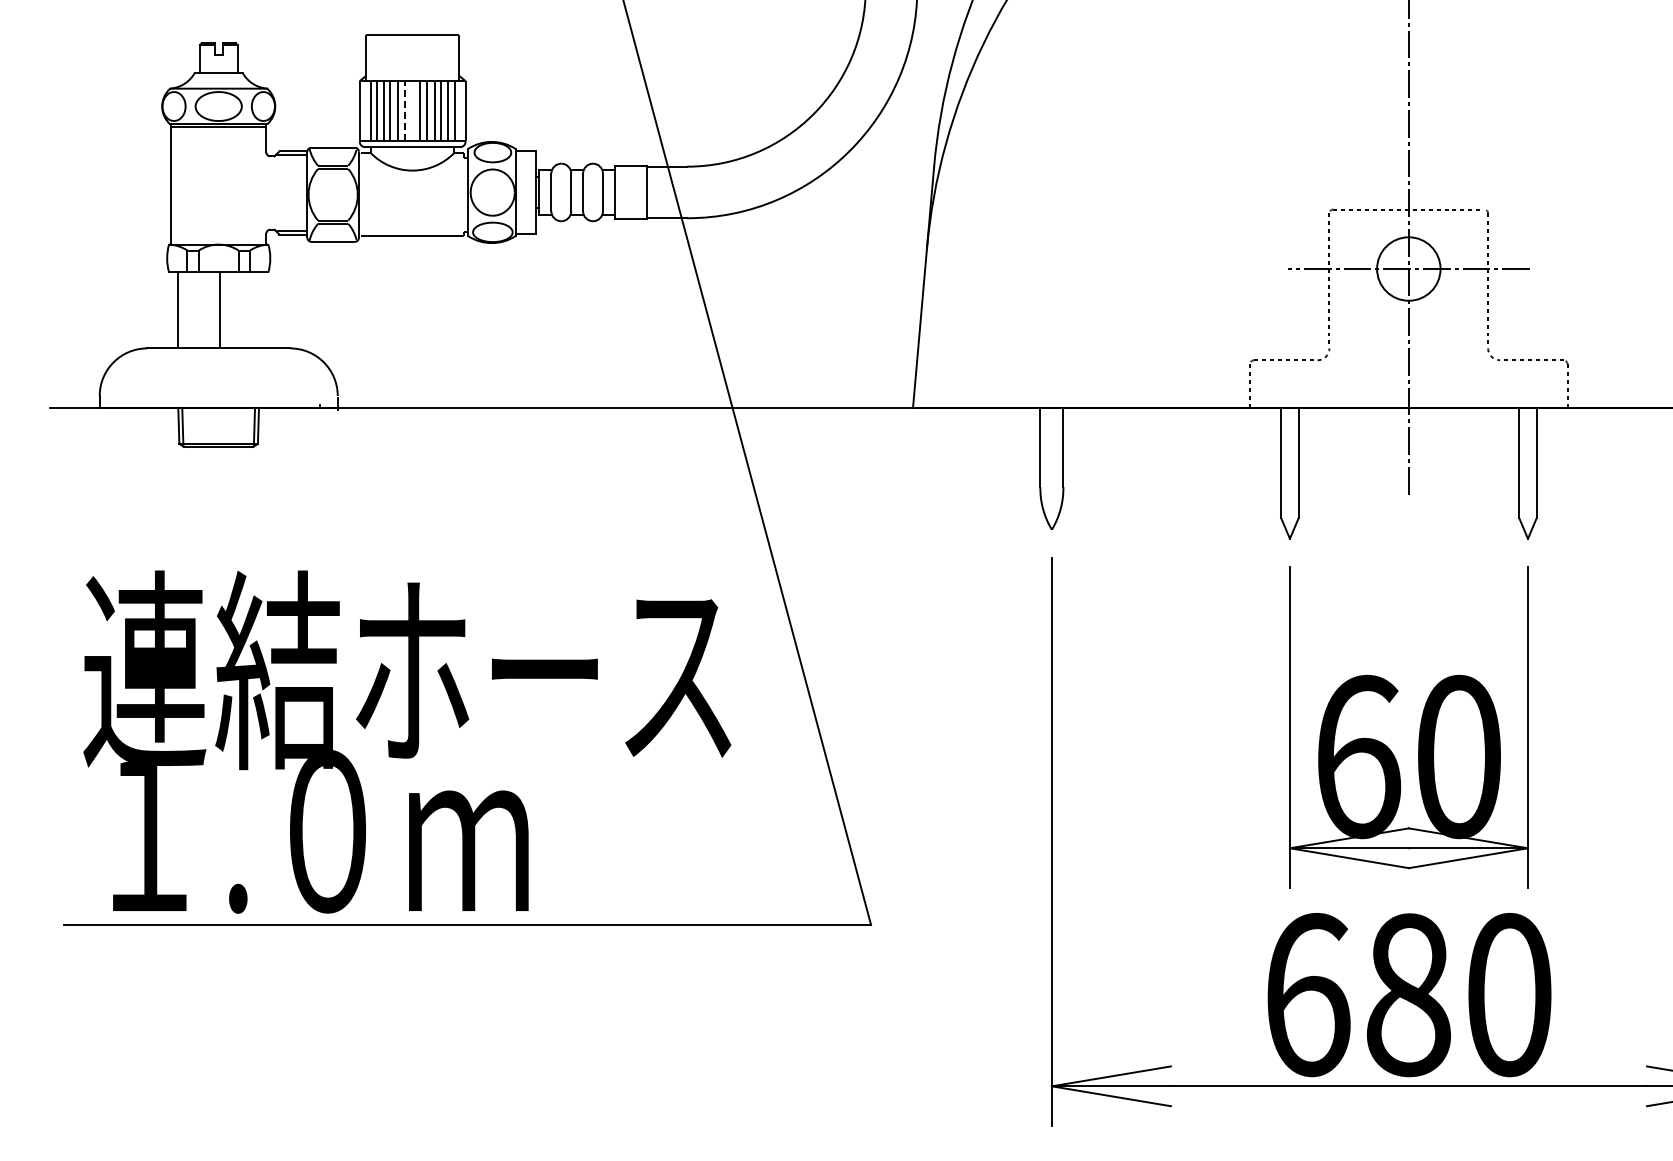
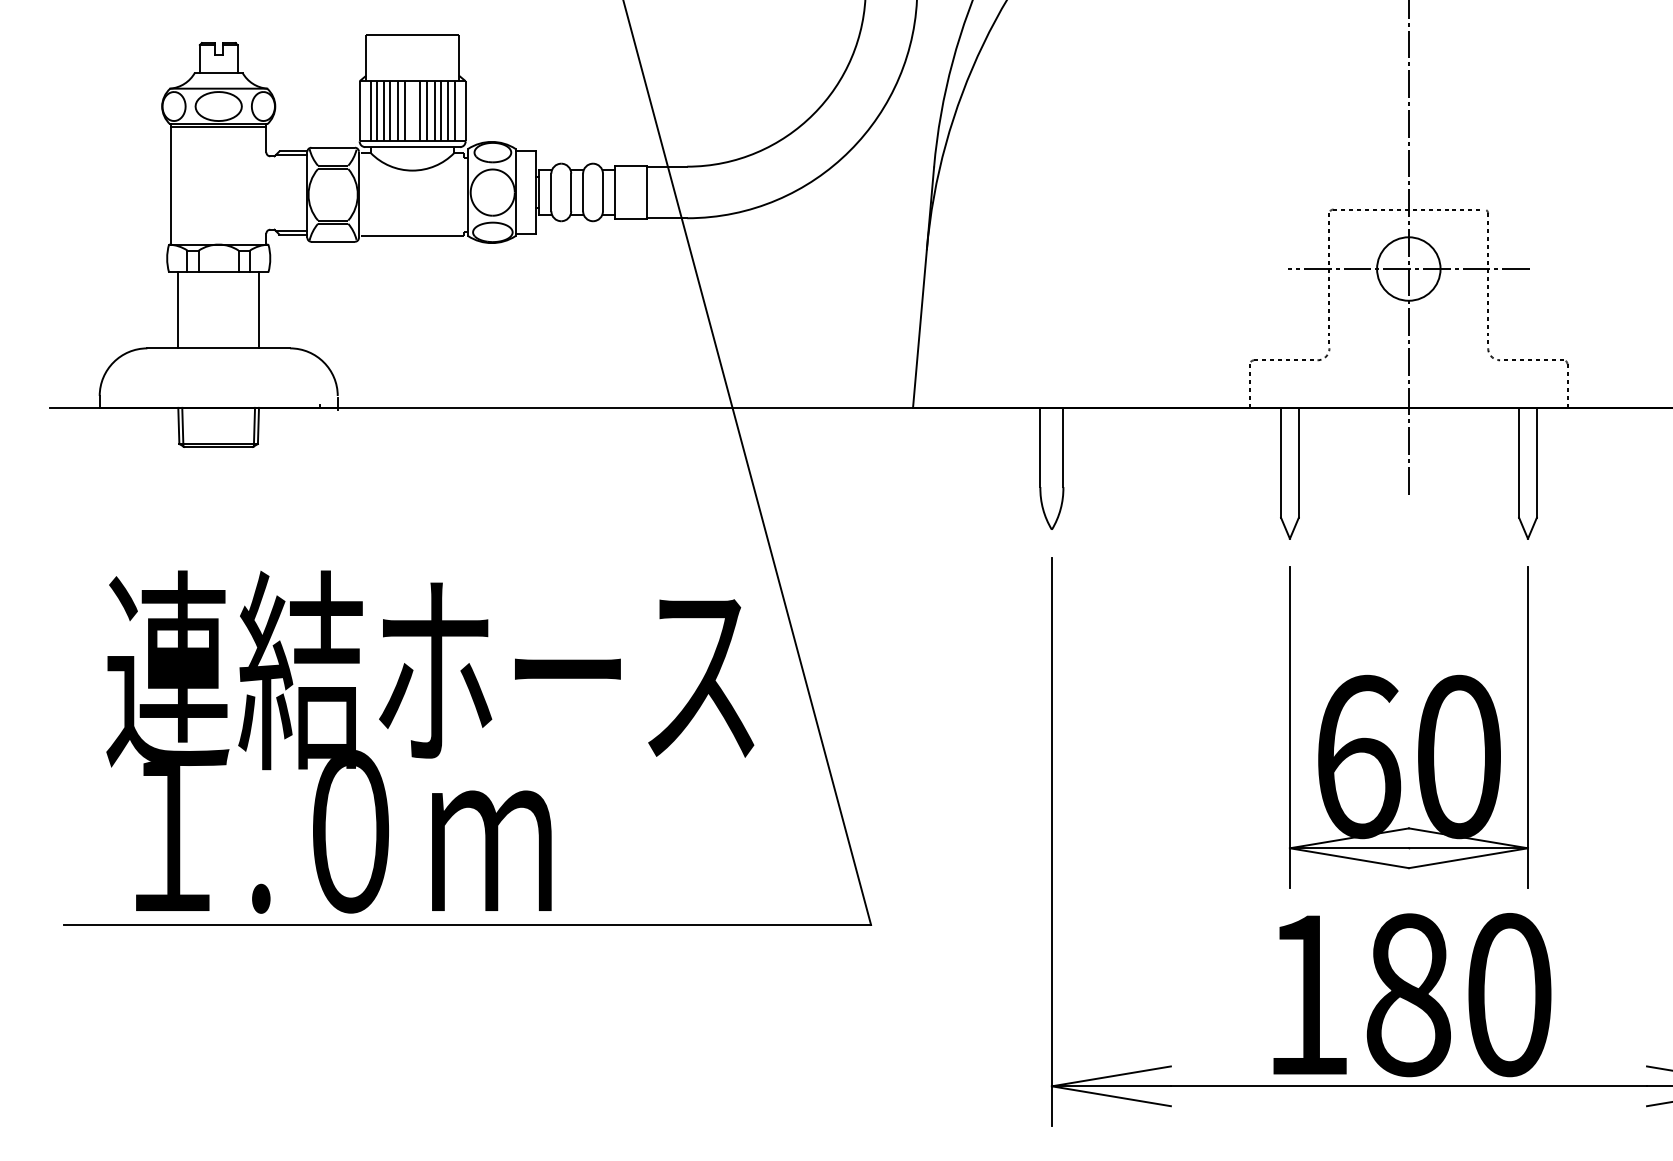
line: dashed -> solid (405, 111)
line position: (220, 310) -> (259, 310) (259, 310)
text position: (407, 741) -> (430, 741) (430, 741)
text: 680 -> 180 (1308, 995)
